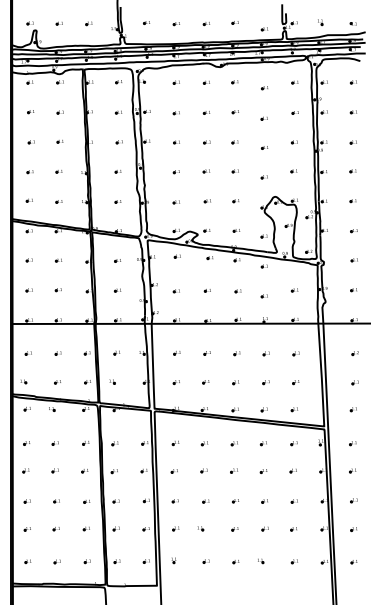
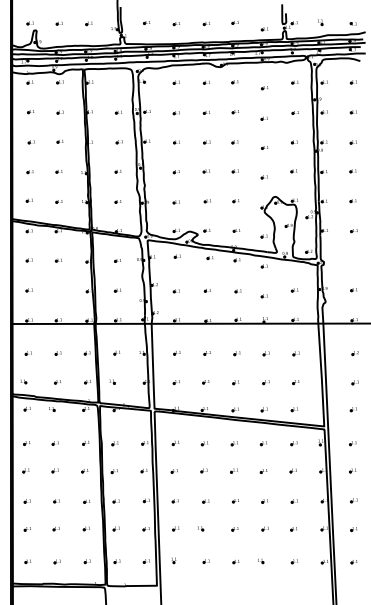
part: present -> none (118, 82)
part: present -> none (353, 260)
part: present -> none (57, 290)
